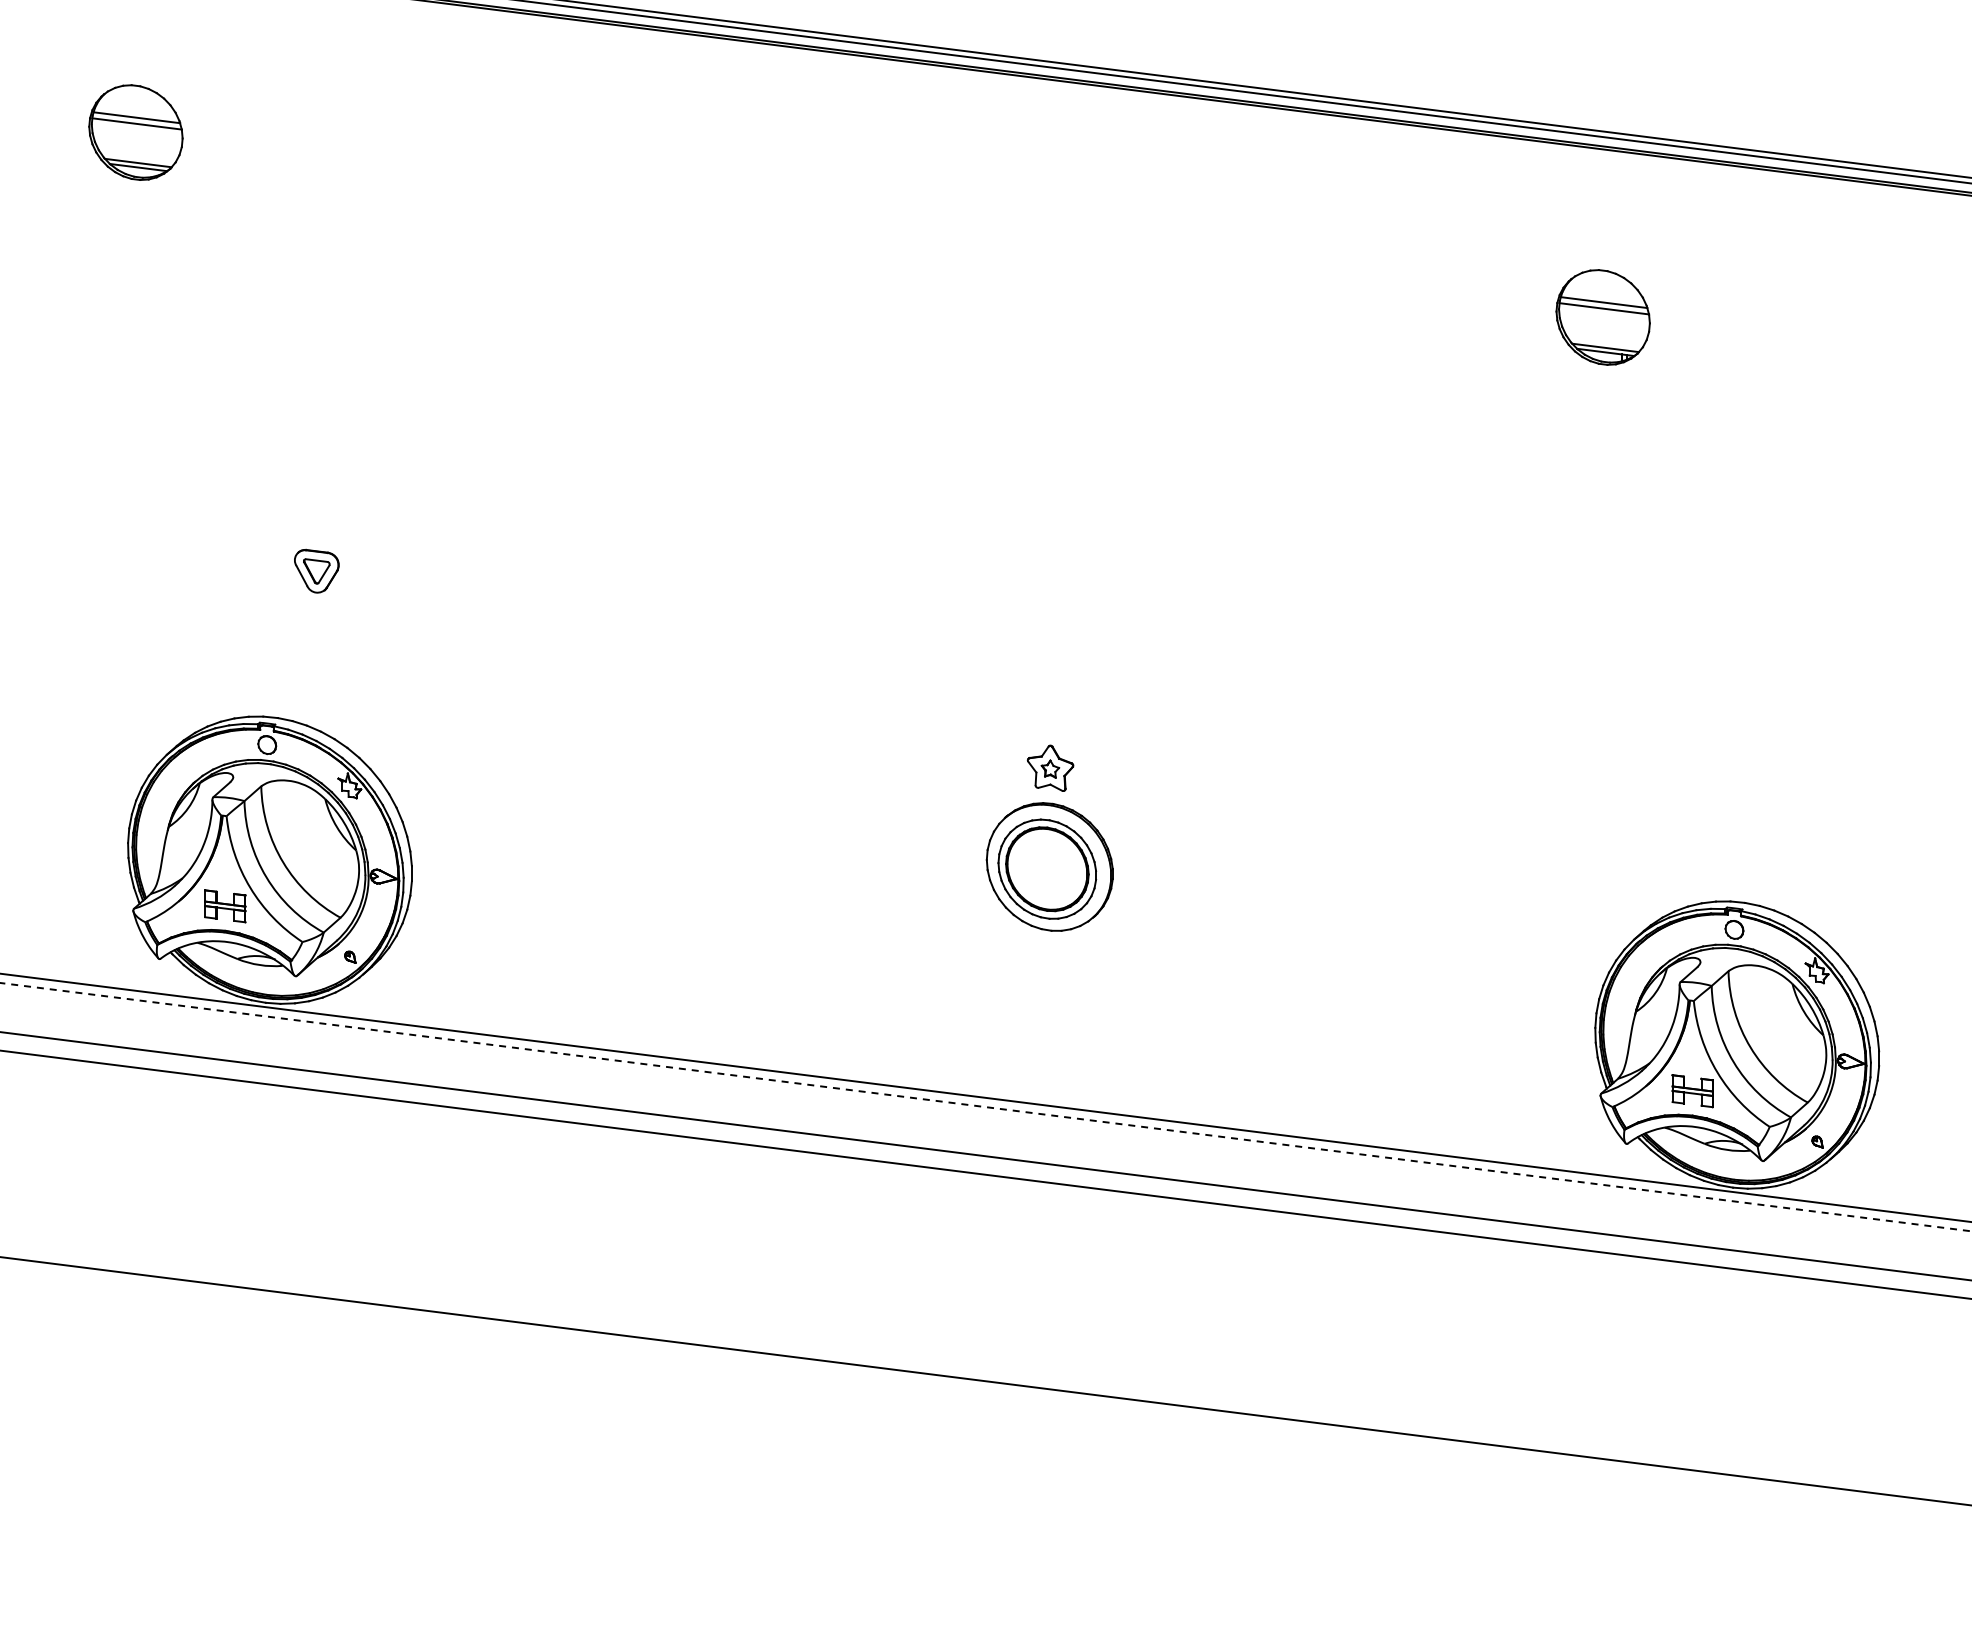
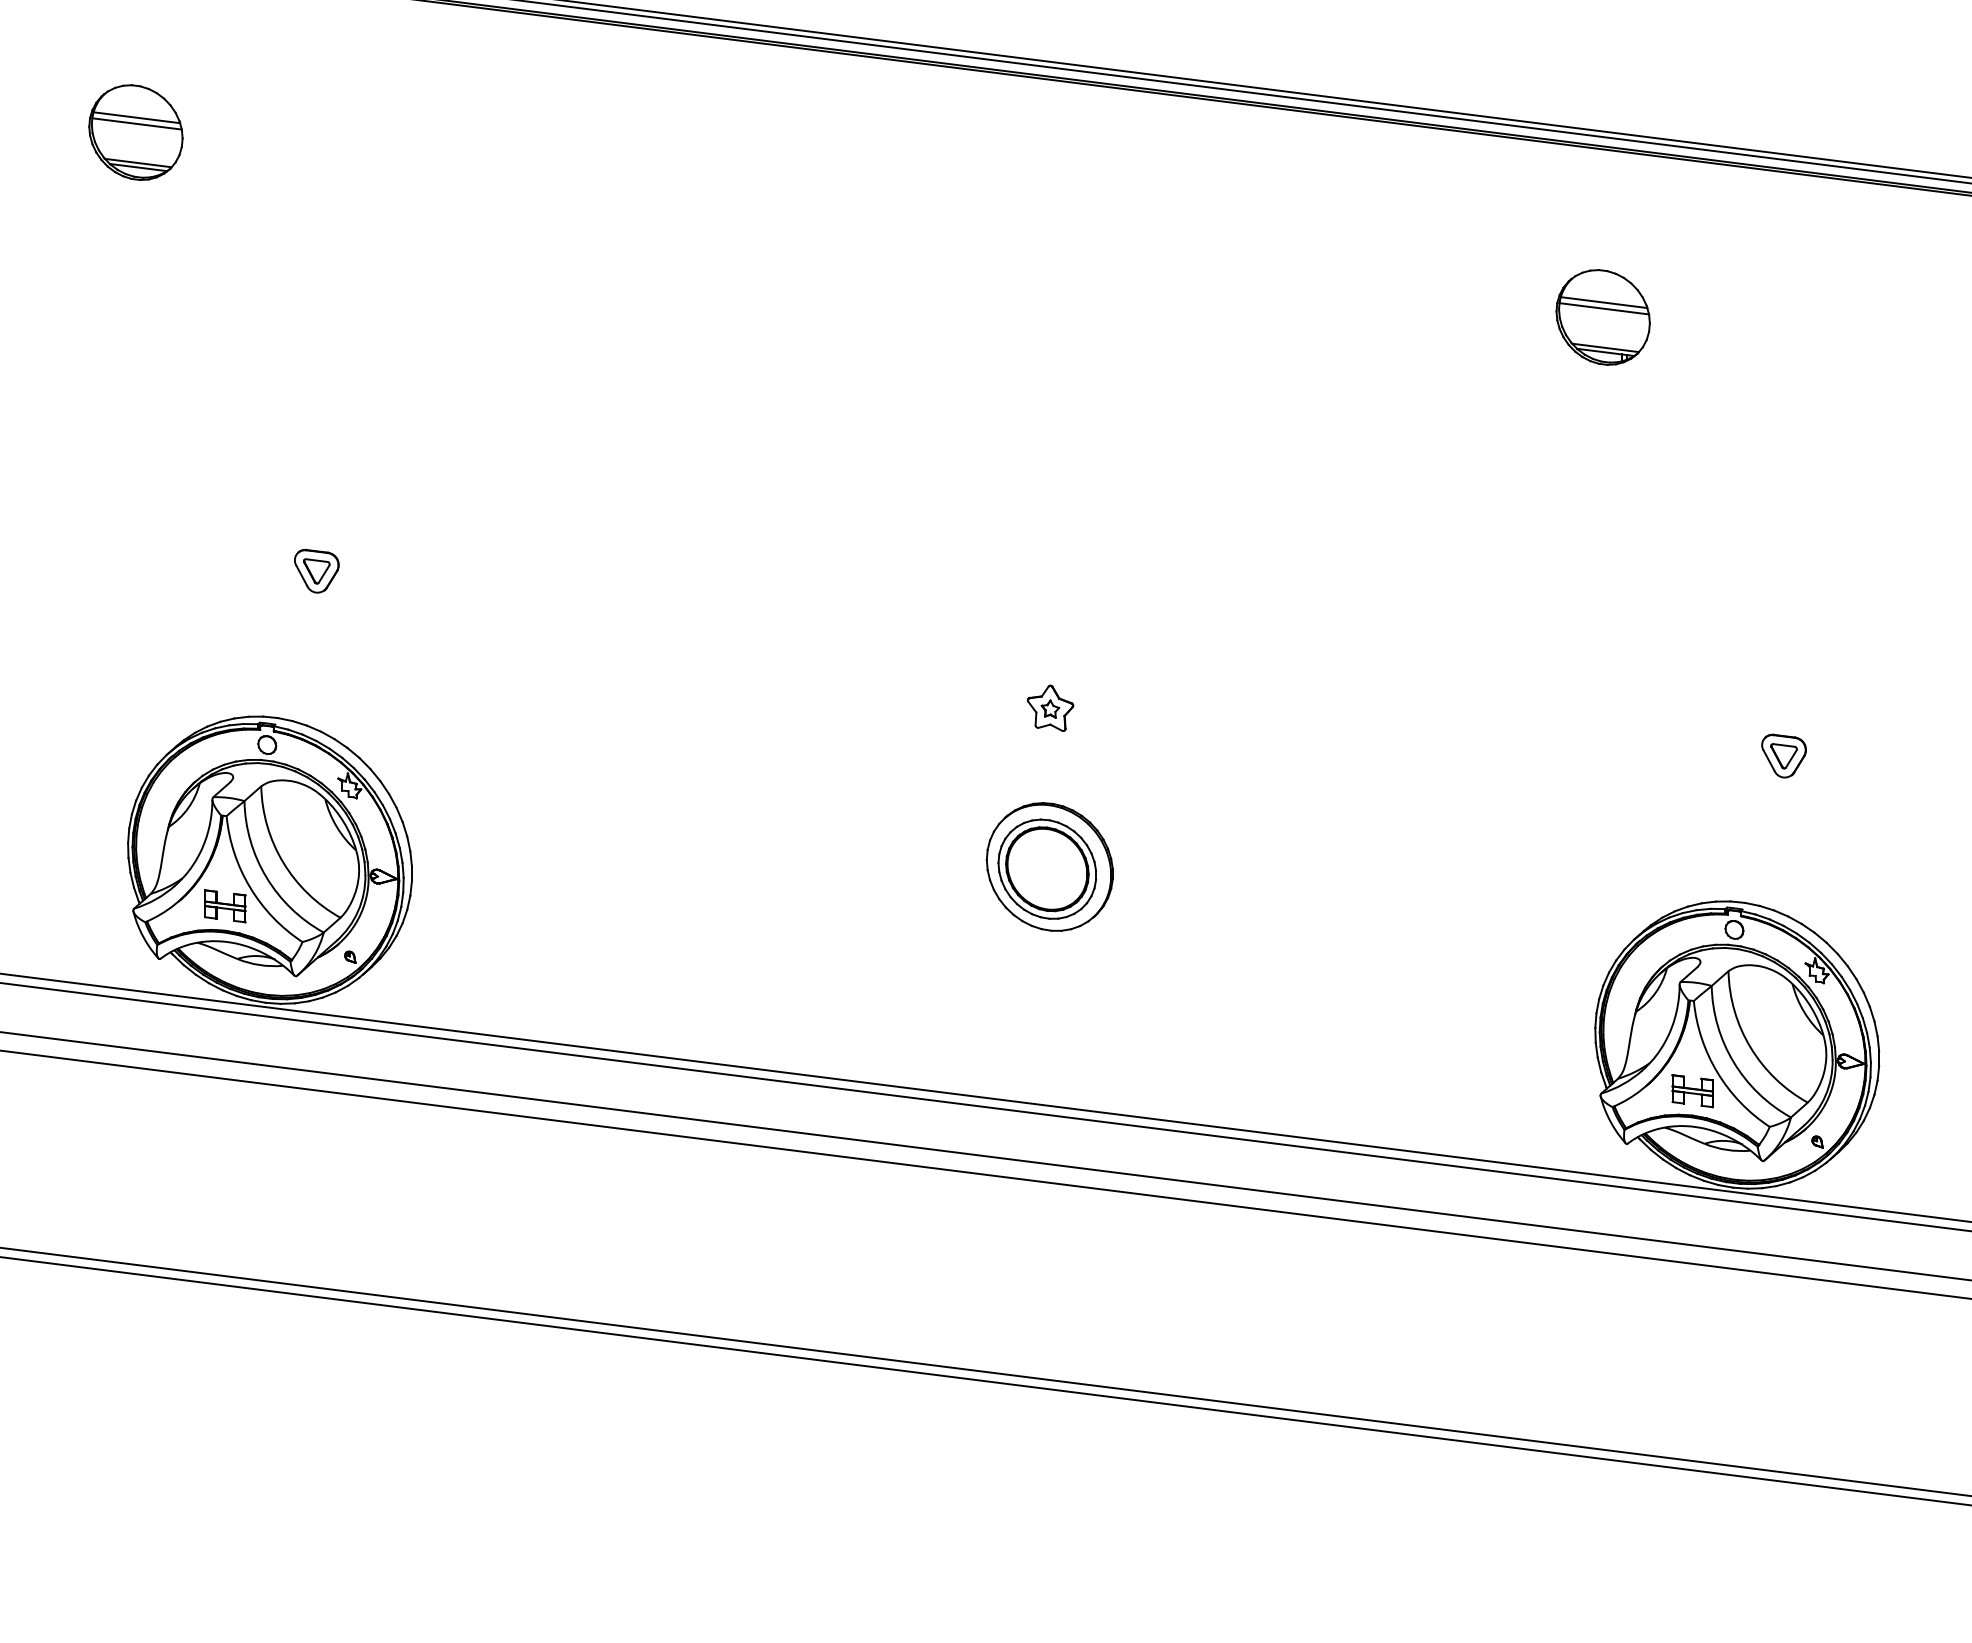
part: none -> present (1783, 755)
part position: (1050, 767) -> (1050, 707) (1050, 707)
line: dashed -> solid (986, 1107)
line: none -> present (985, 1371)
